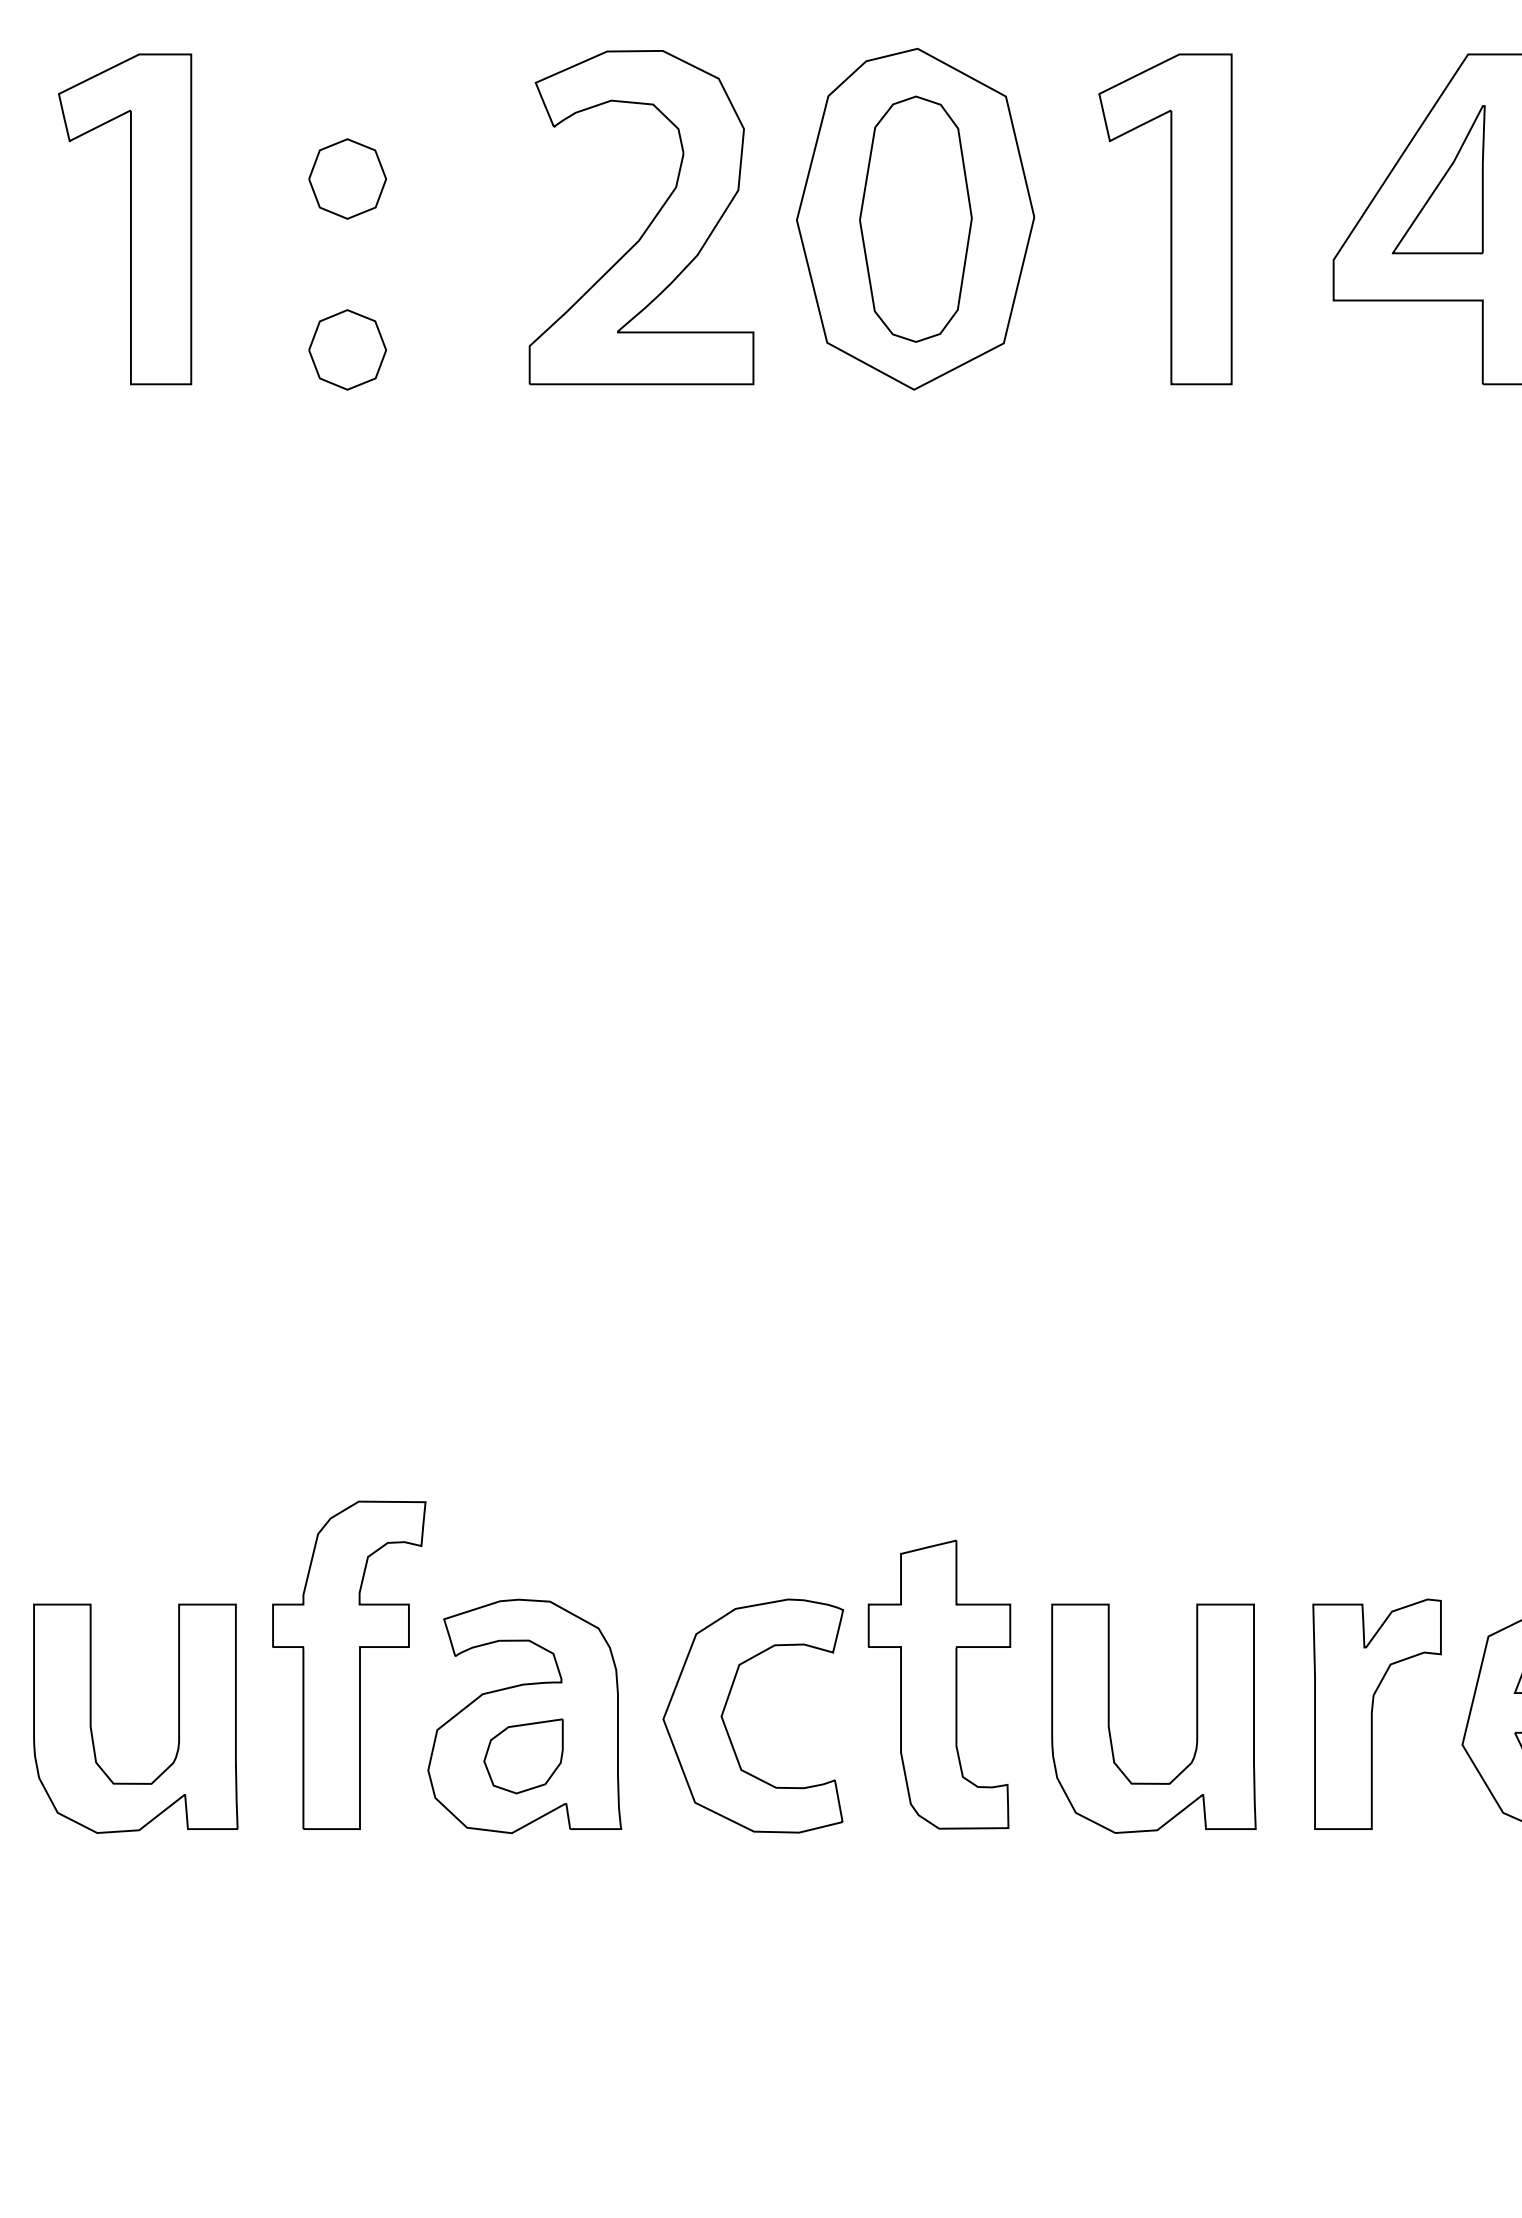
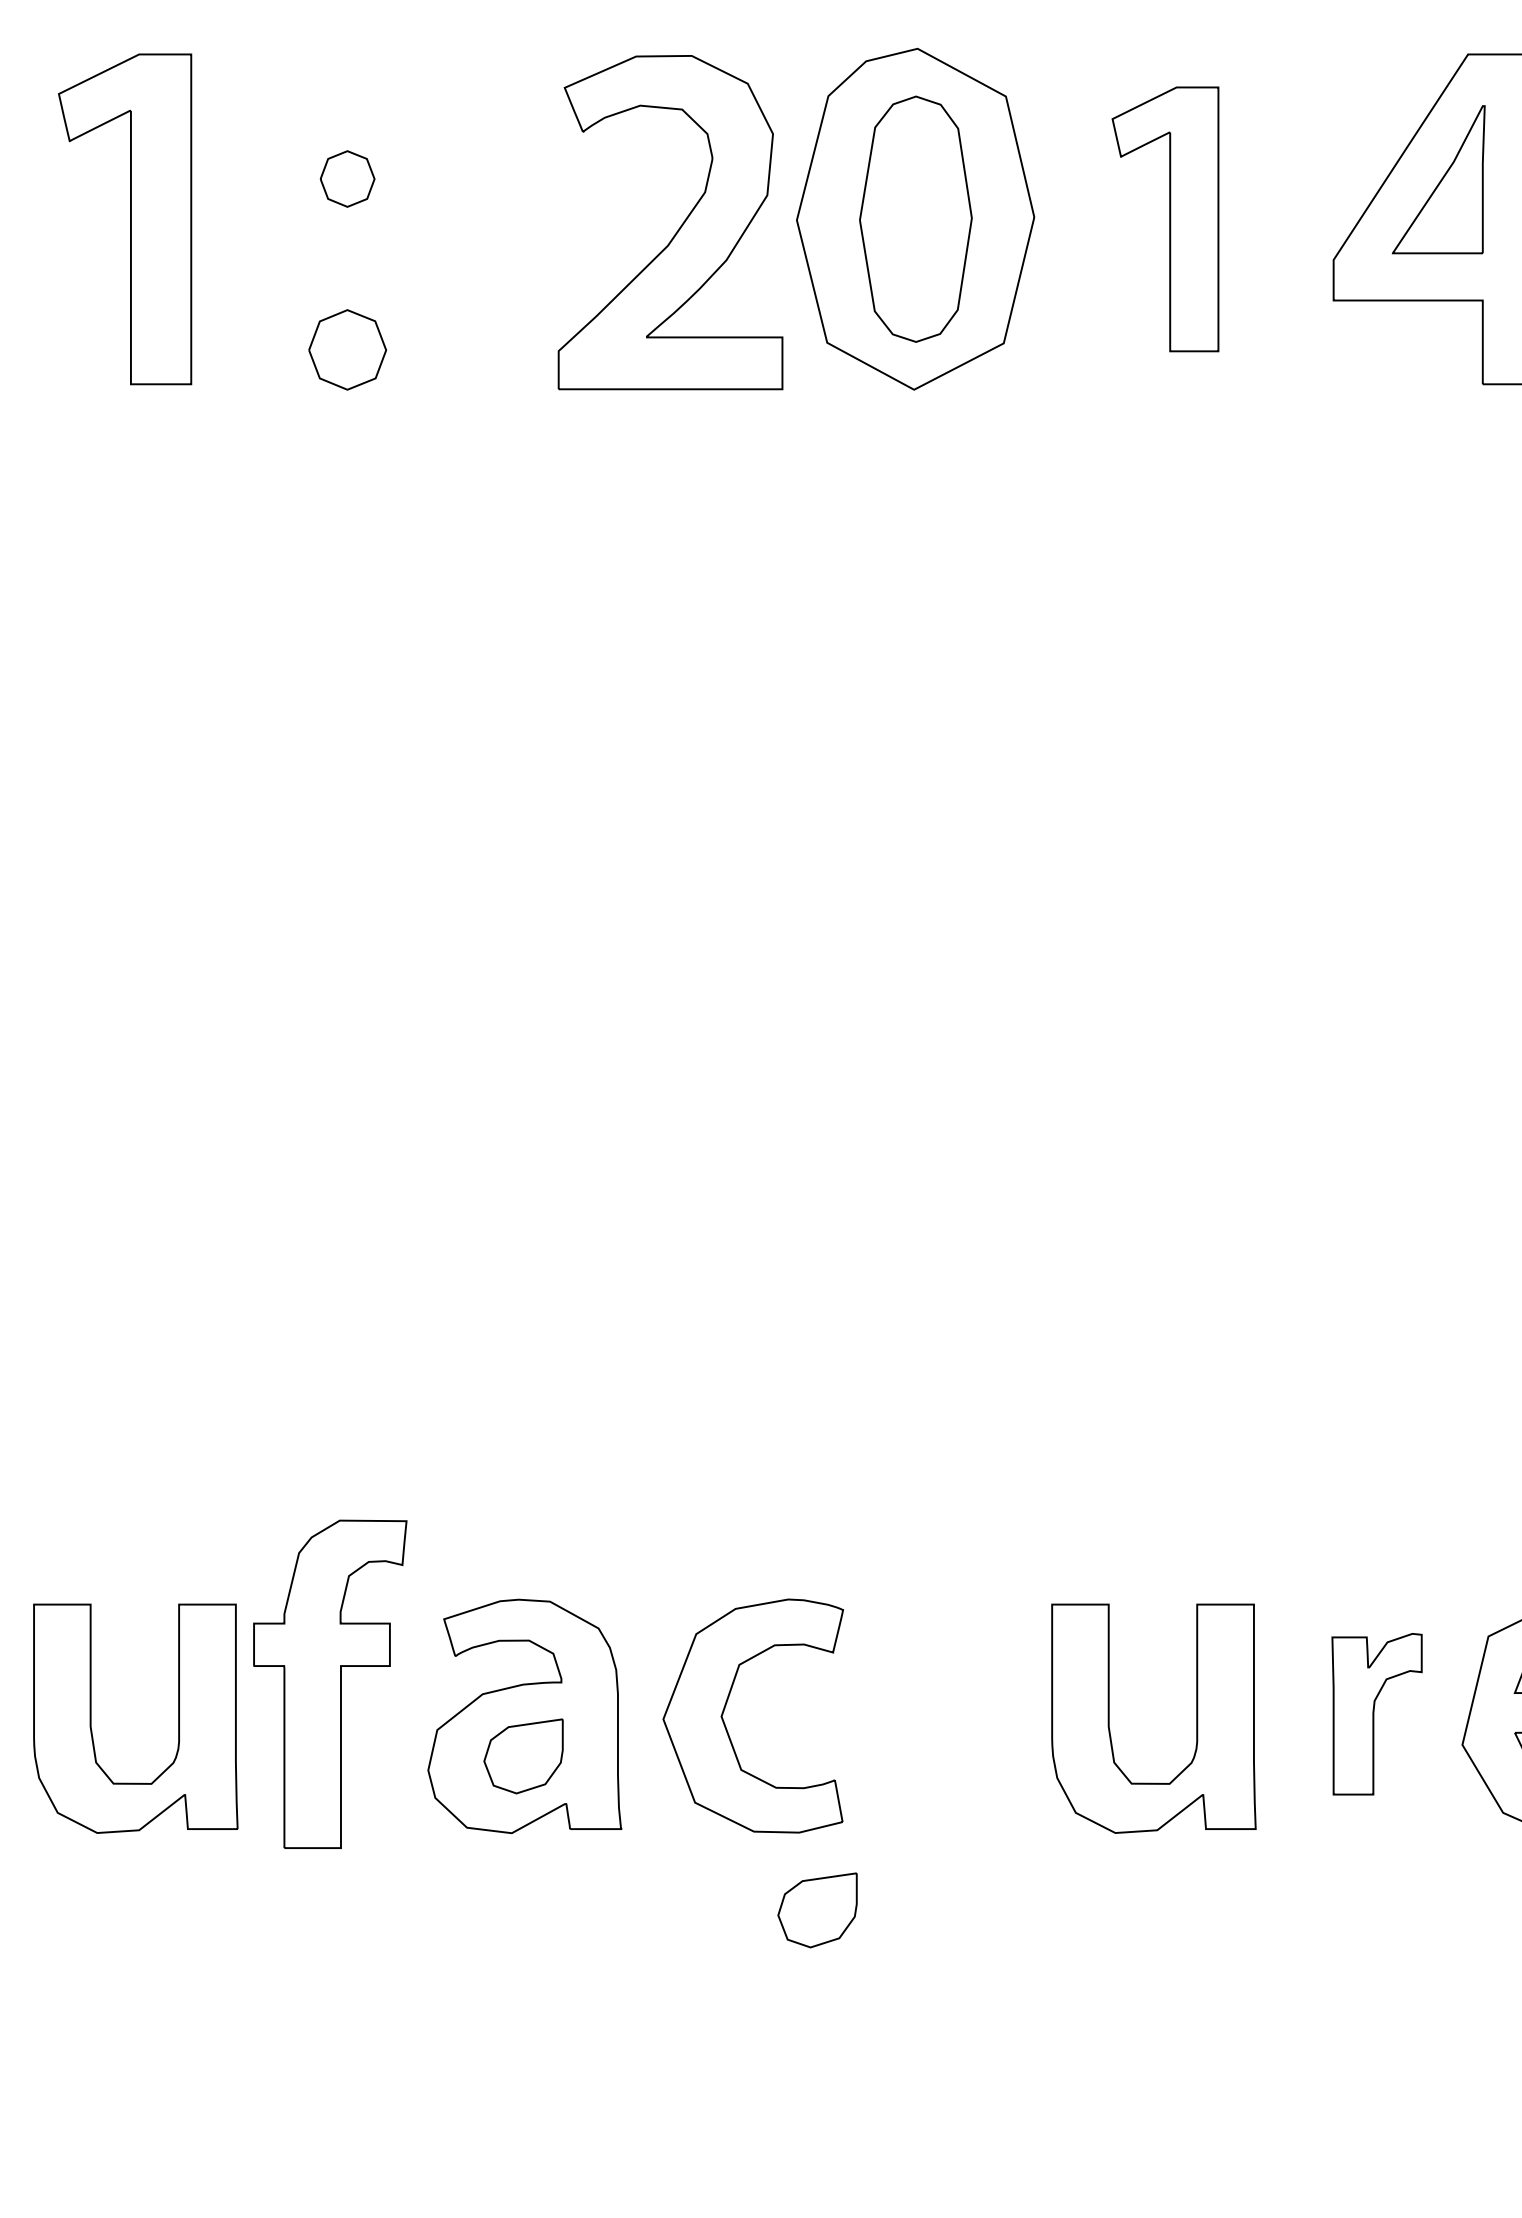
part size: 79x82 px -> 56x58 px (347, 178)
part size: 135x333 px -> 109x267 px (1165, 219)
part position: (649, 223) -> (678, 228) (678, 228)
part position: (349, 1664) -> (330, 1683) (330, 1683)
part: present -> none (939, 1684)
part size: 130x232 px -> 92x163 px (1376, 1714)
part: none -> present (817, 1910)
